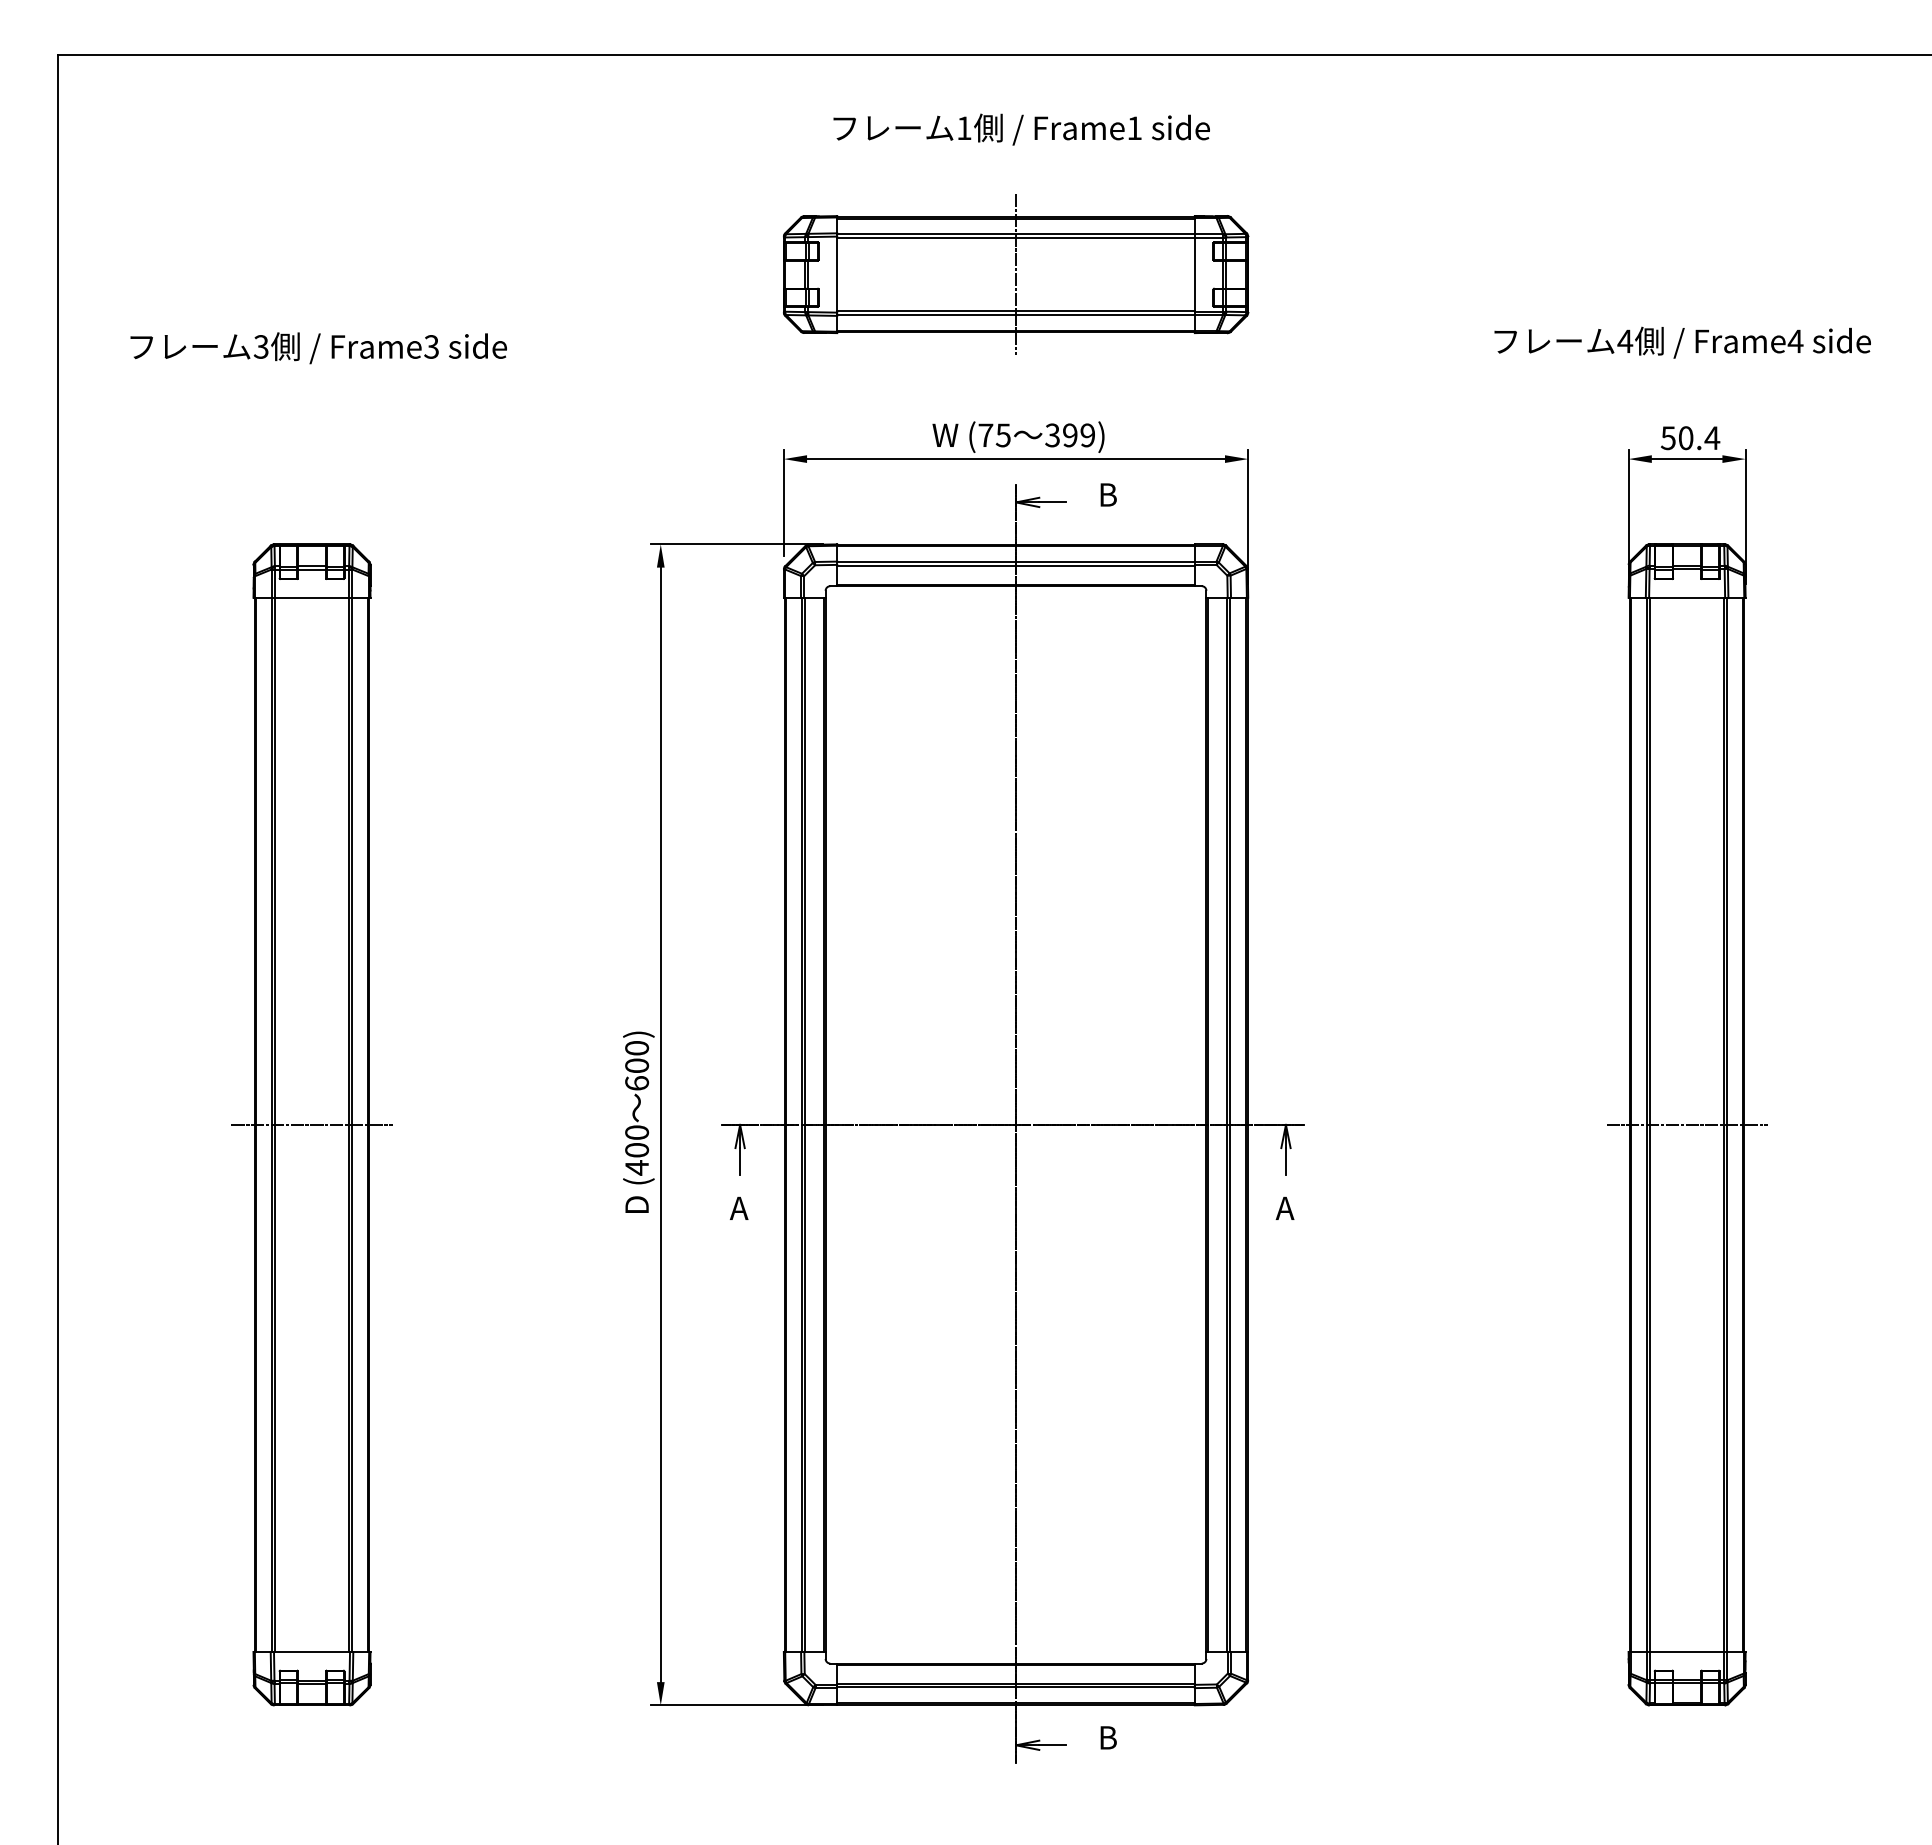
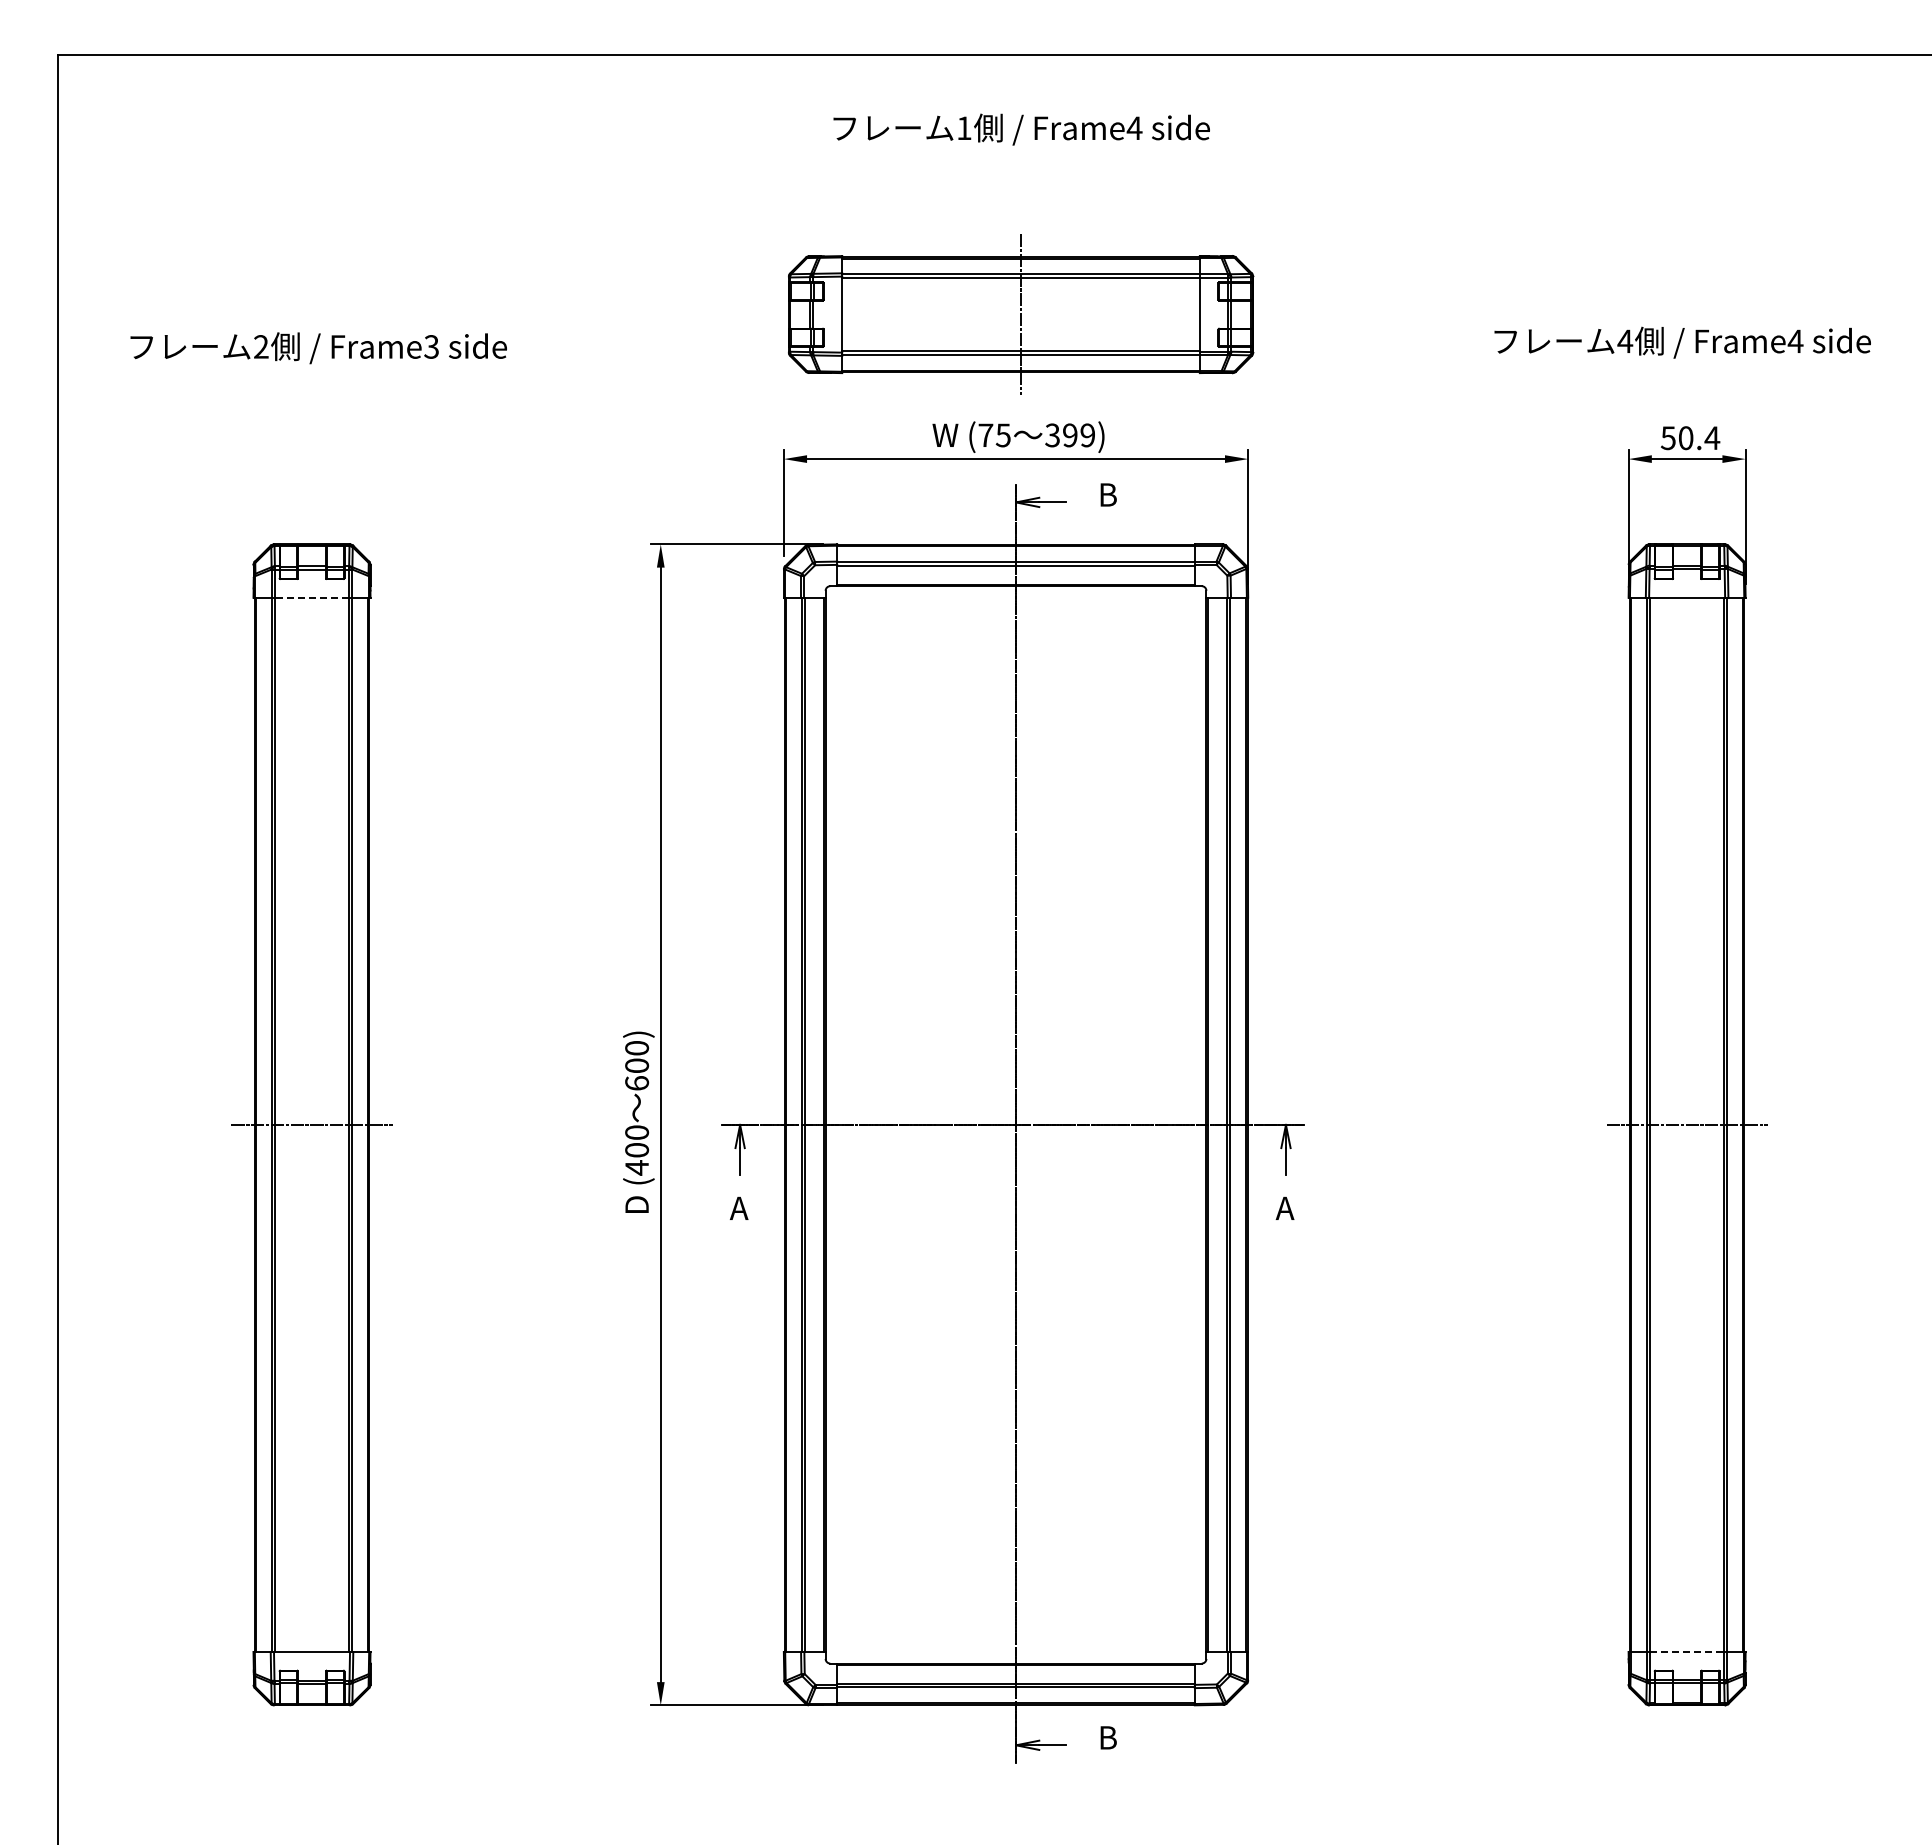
text: Frame1 -> Frame4 (1134, 127)
part position: (1016, 274) -> (1021, 314) (1021, 314)
text: 3 -> 2 (260, 346)
line: solid -> dashed (311, 597)
line: solid -> dashed (1687, 1651)
